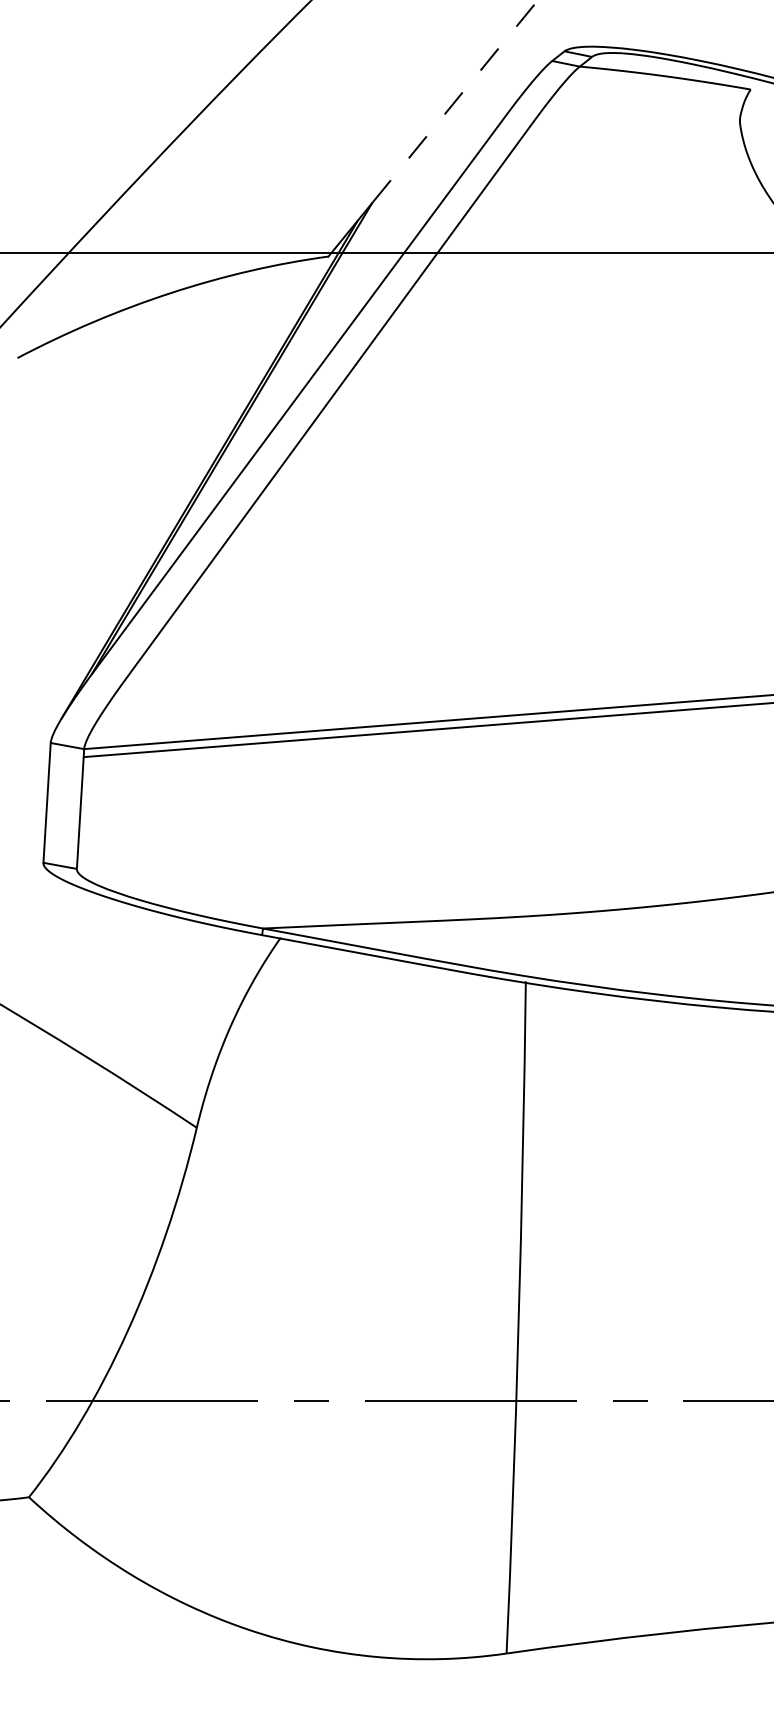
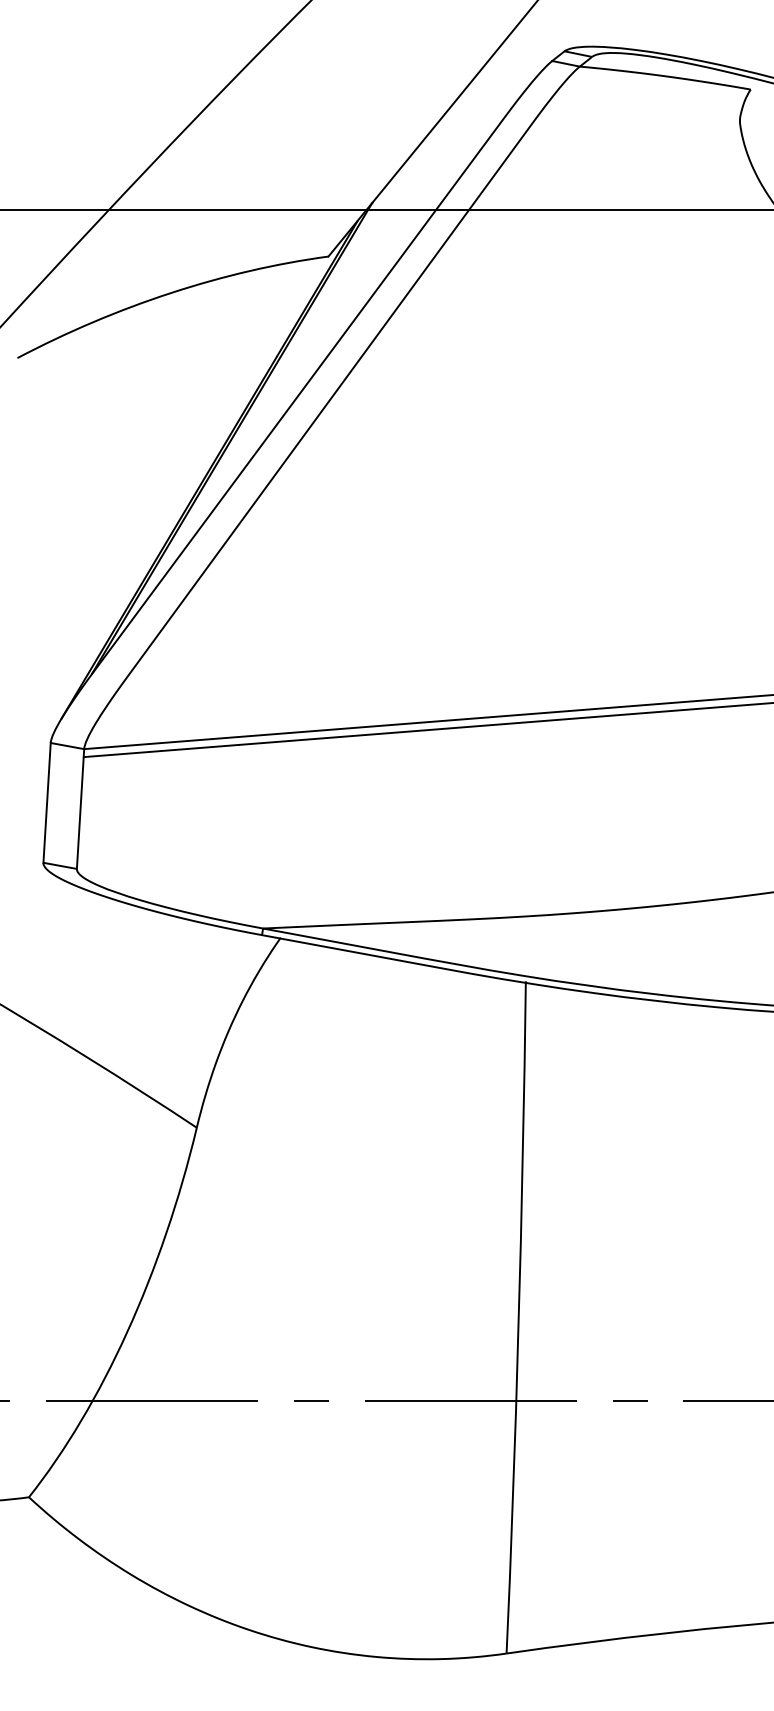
line: dashed -> solid (455, 100)
line position: (386, 253) -> (386, 210) (386, 210)
